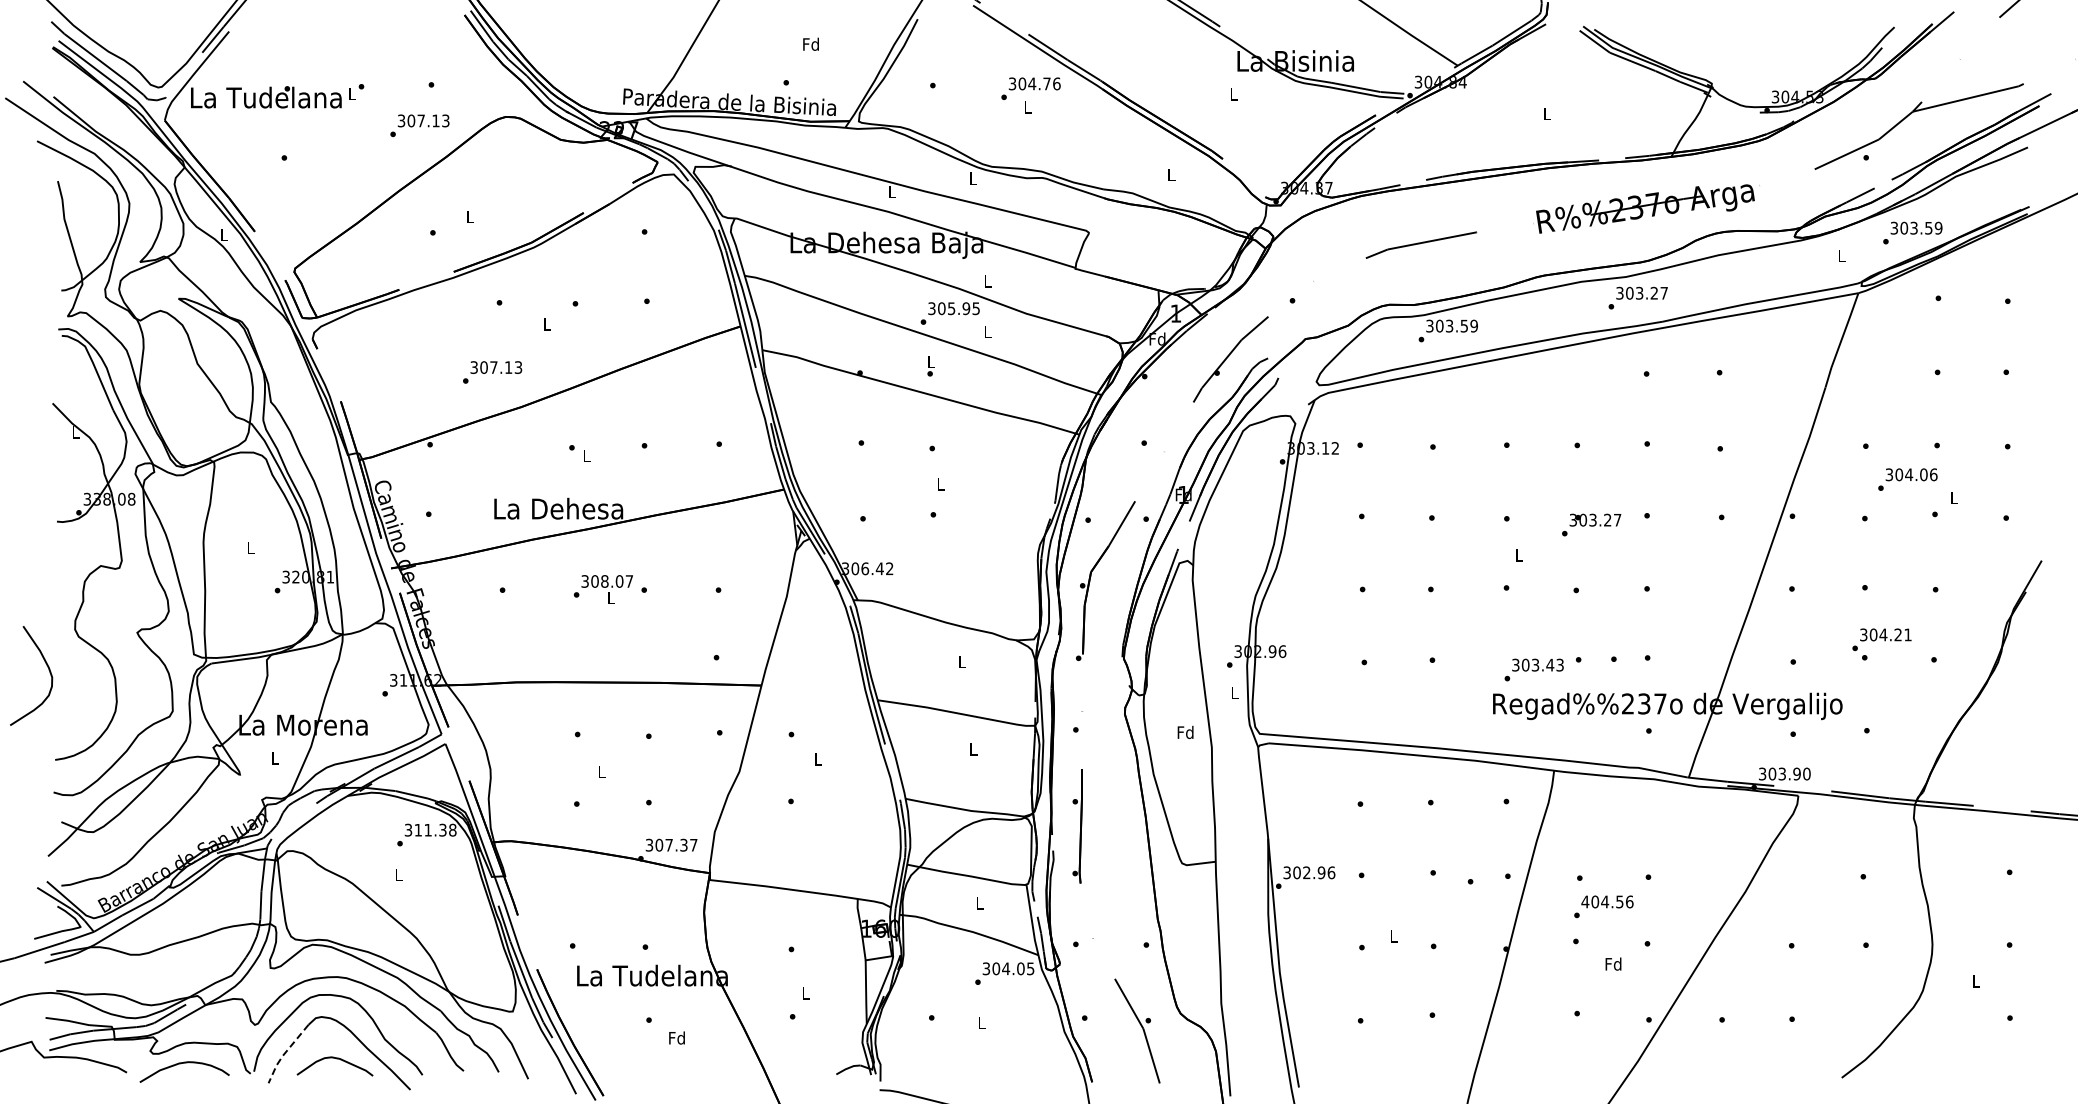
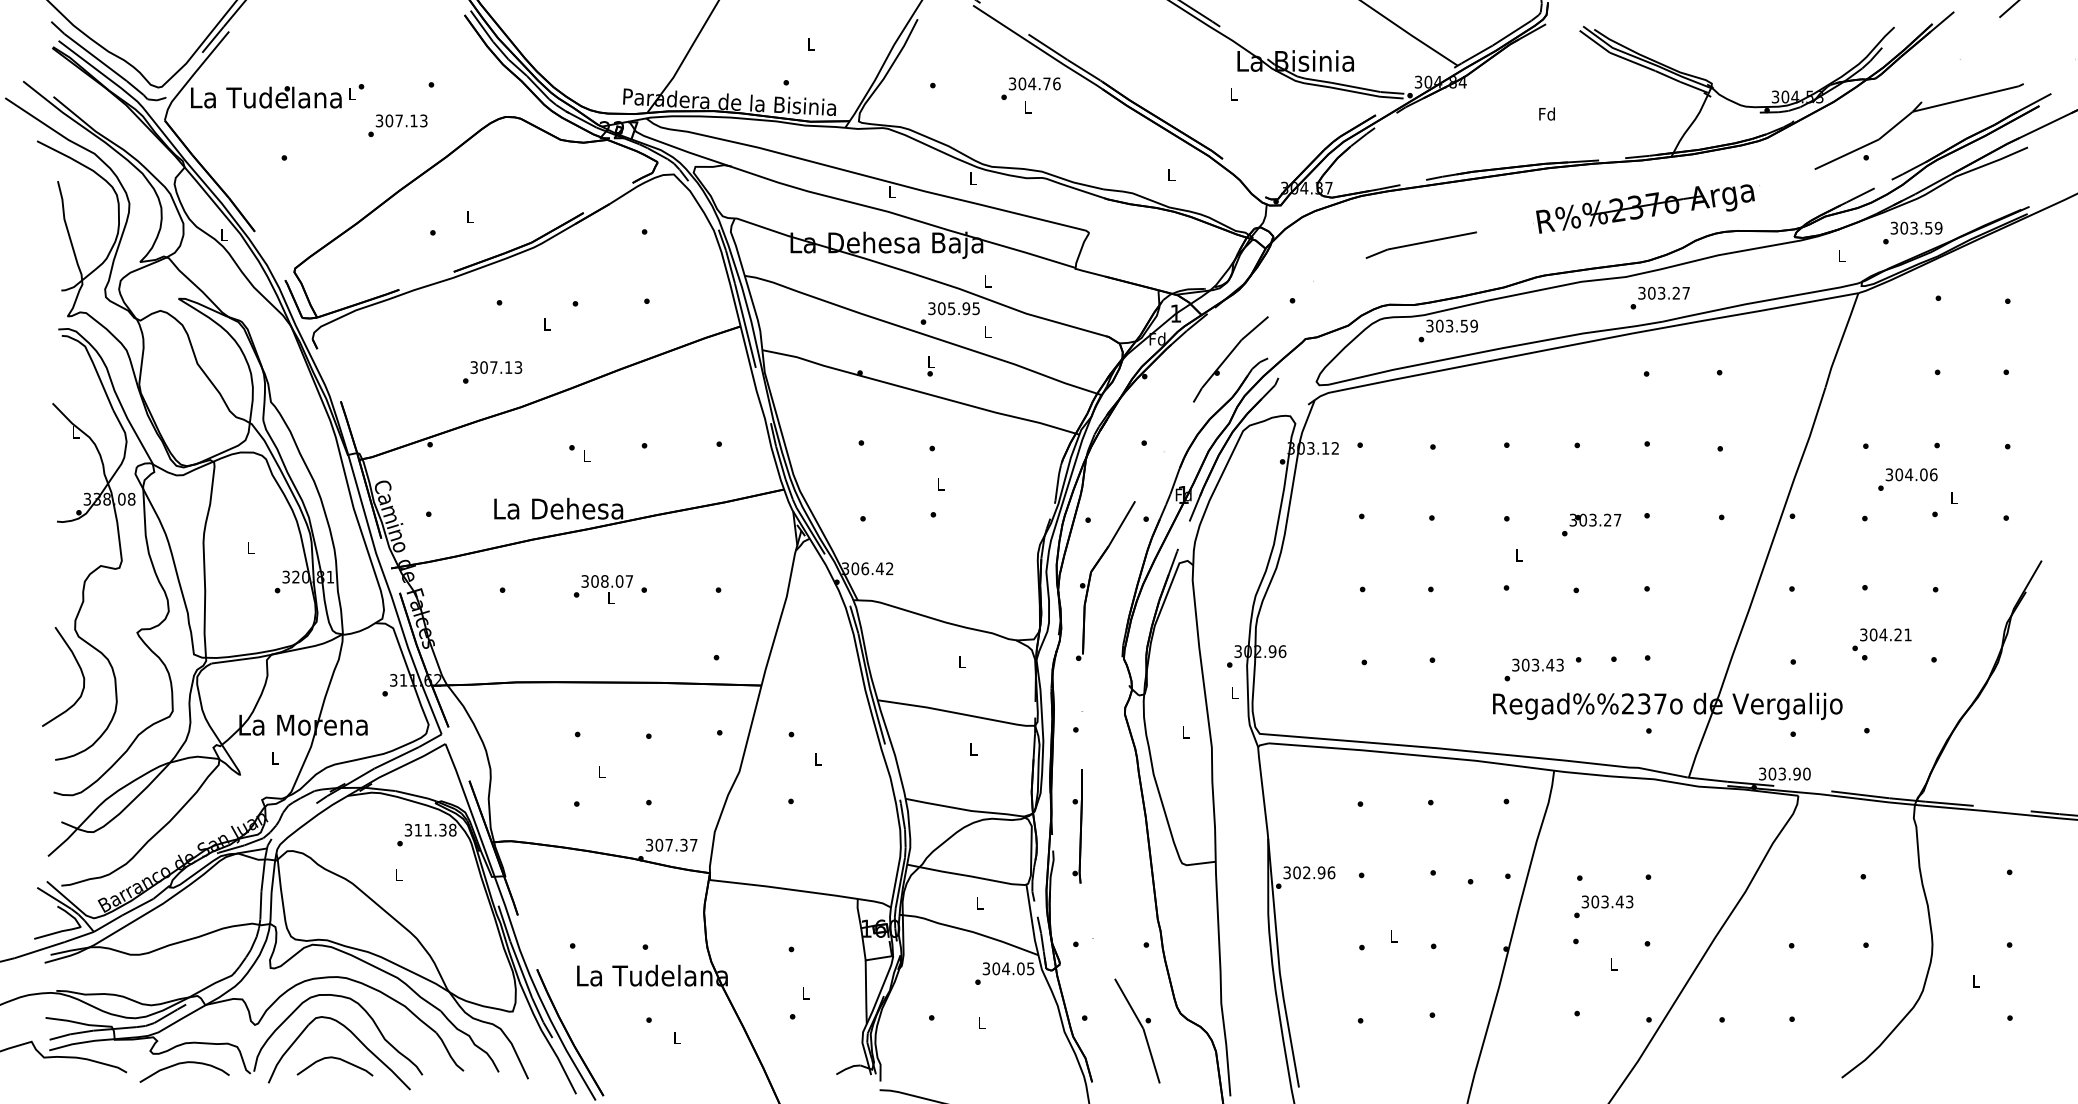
text: Fd -> L (810, 43)
text: L -> Fd (1546, 113)
text position: (419, 125) -> (397, 125) (397, 125)
text position: (1637, 297) -> (1659, 297) (1659, 297)
curve position: (48, 670) -> (80, 671) (80, 671)
text: Fd -> L (1185, 732)
text: 404.56 -> 303.43 (1607, 901)
text: Fd -> L (1613, 963)
text: Fd -> L (676, 1037)
line: dashed -> solid (284, 1053)
